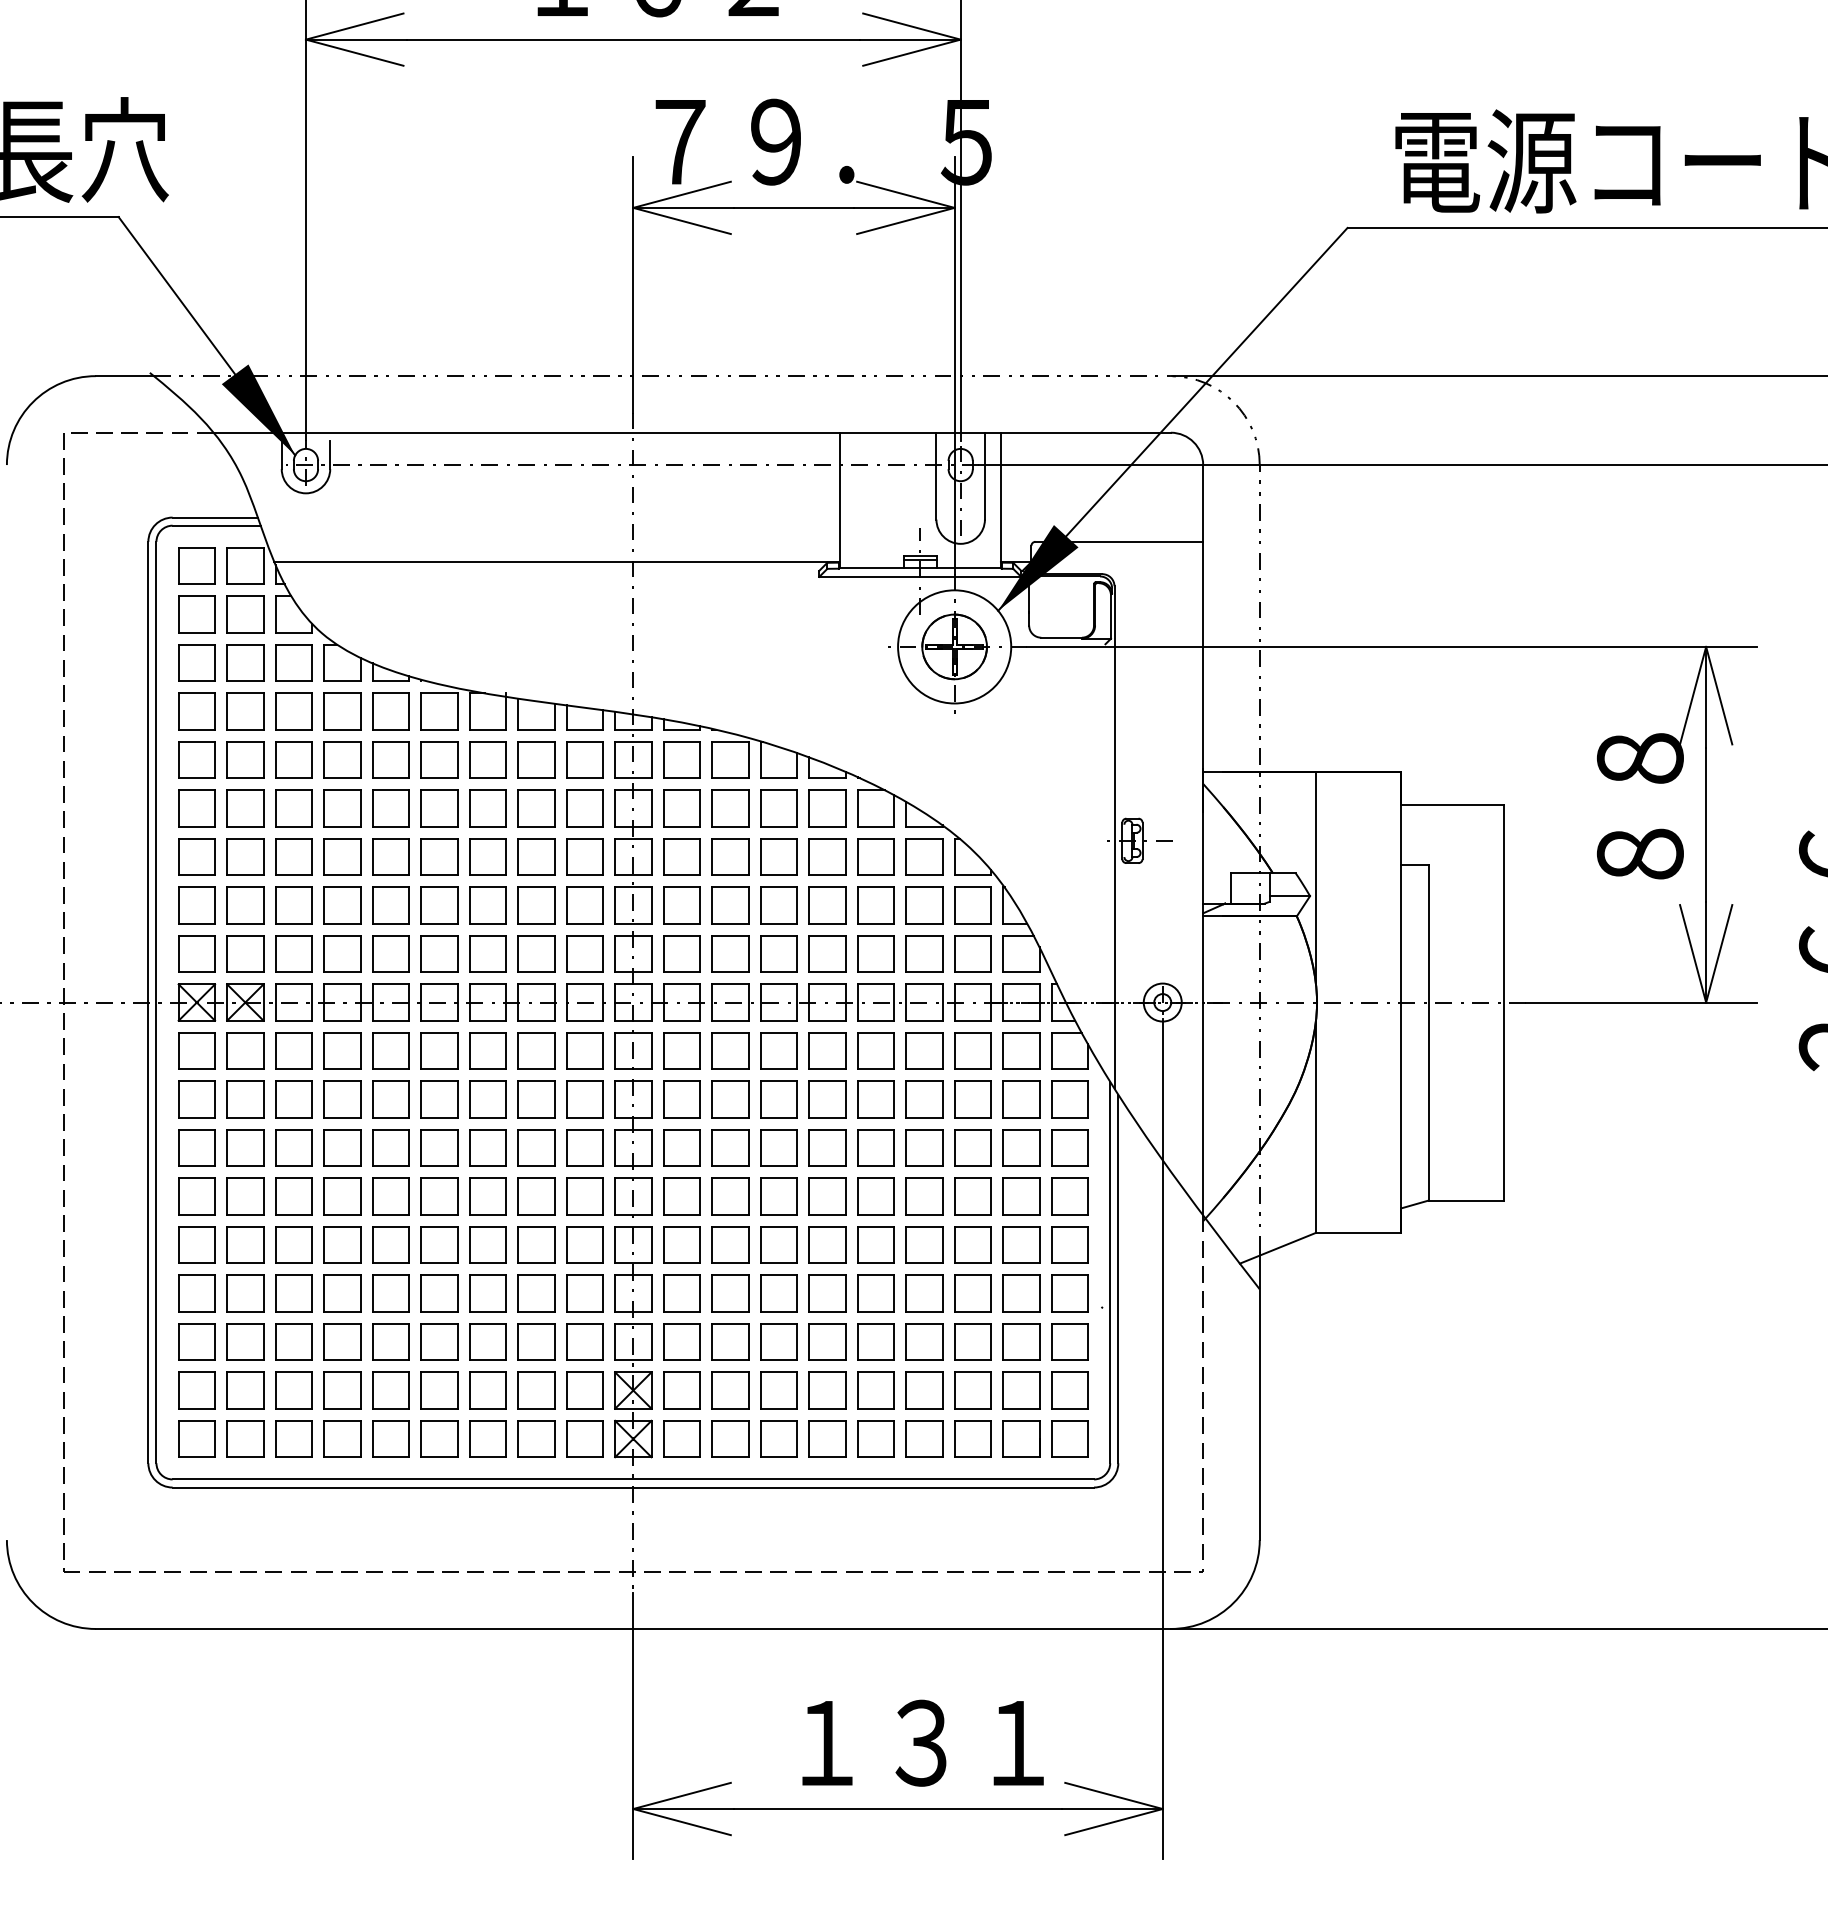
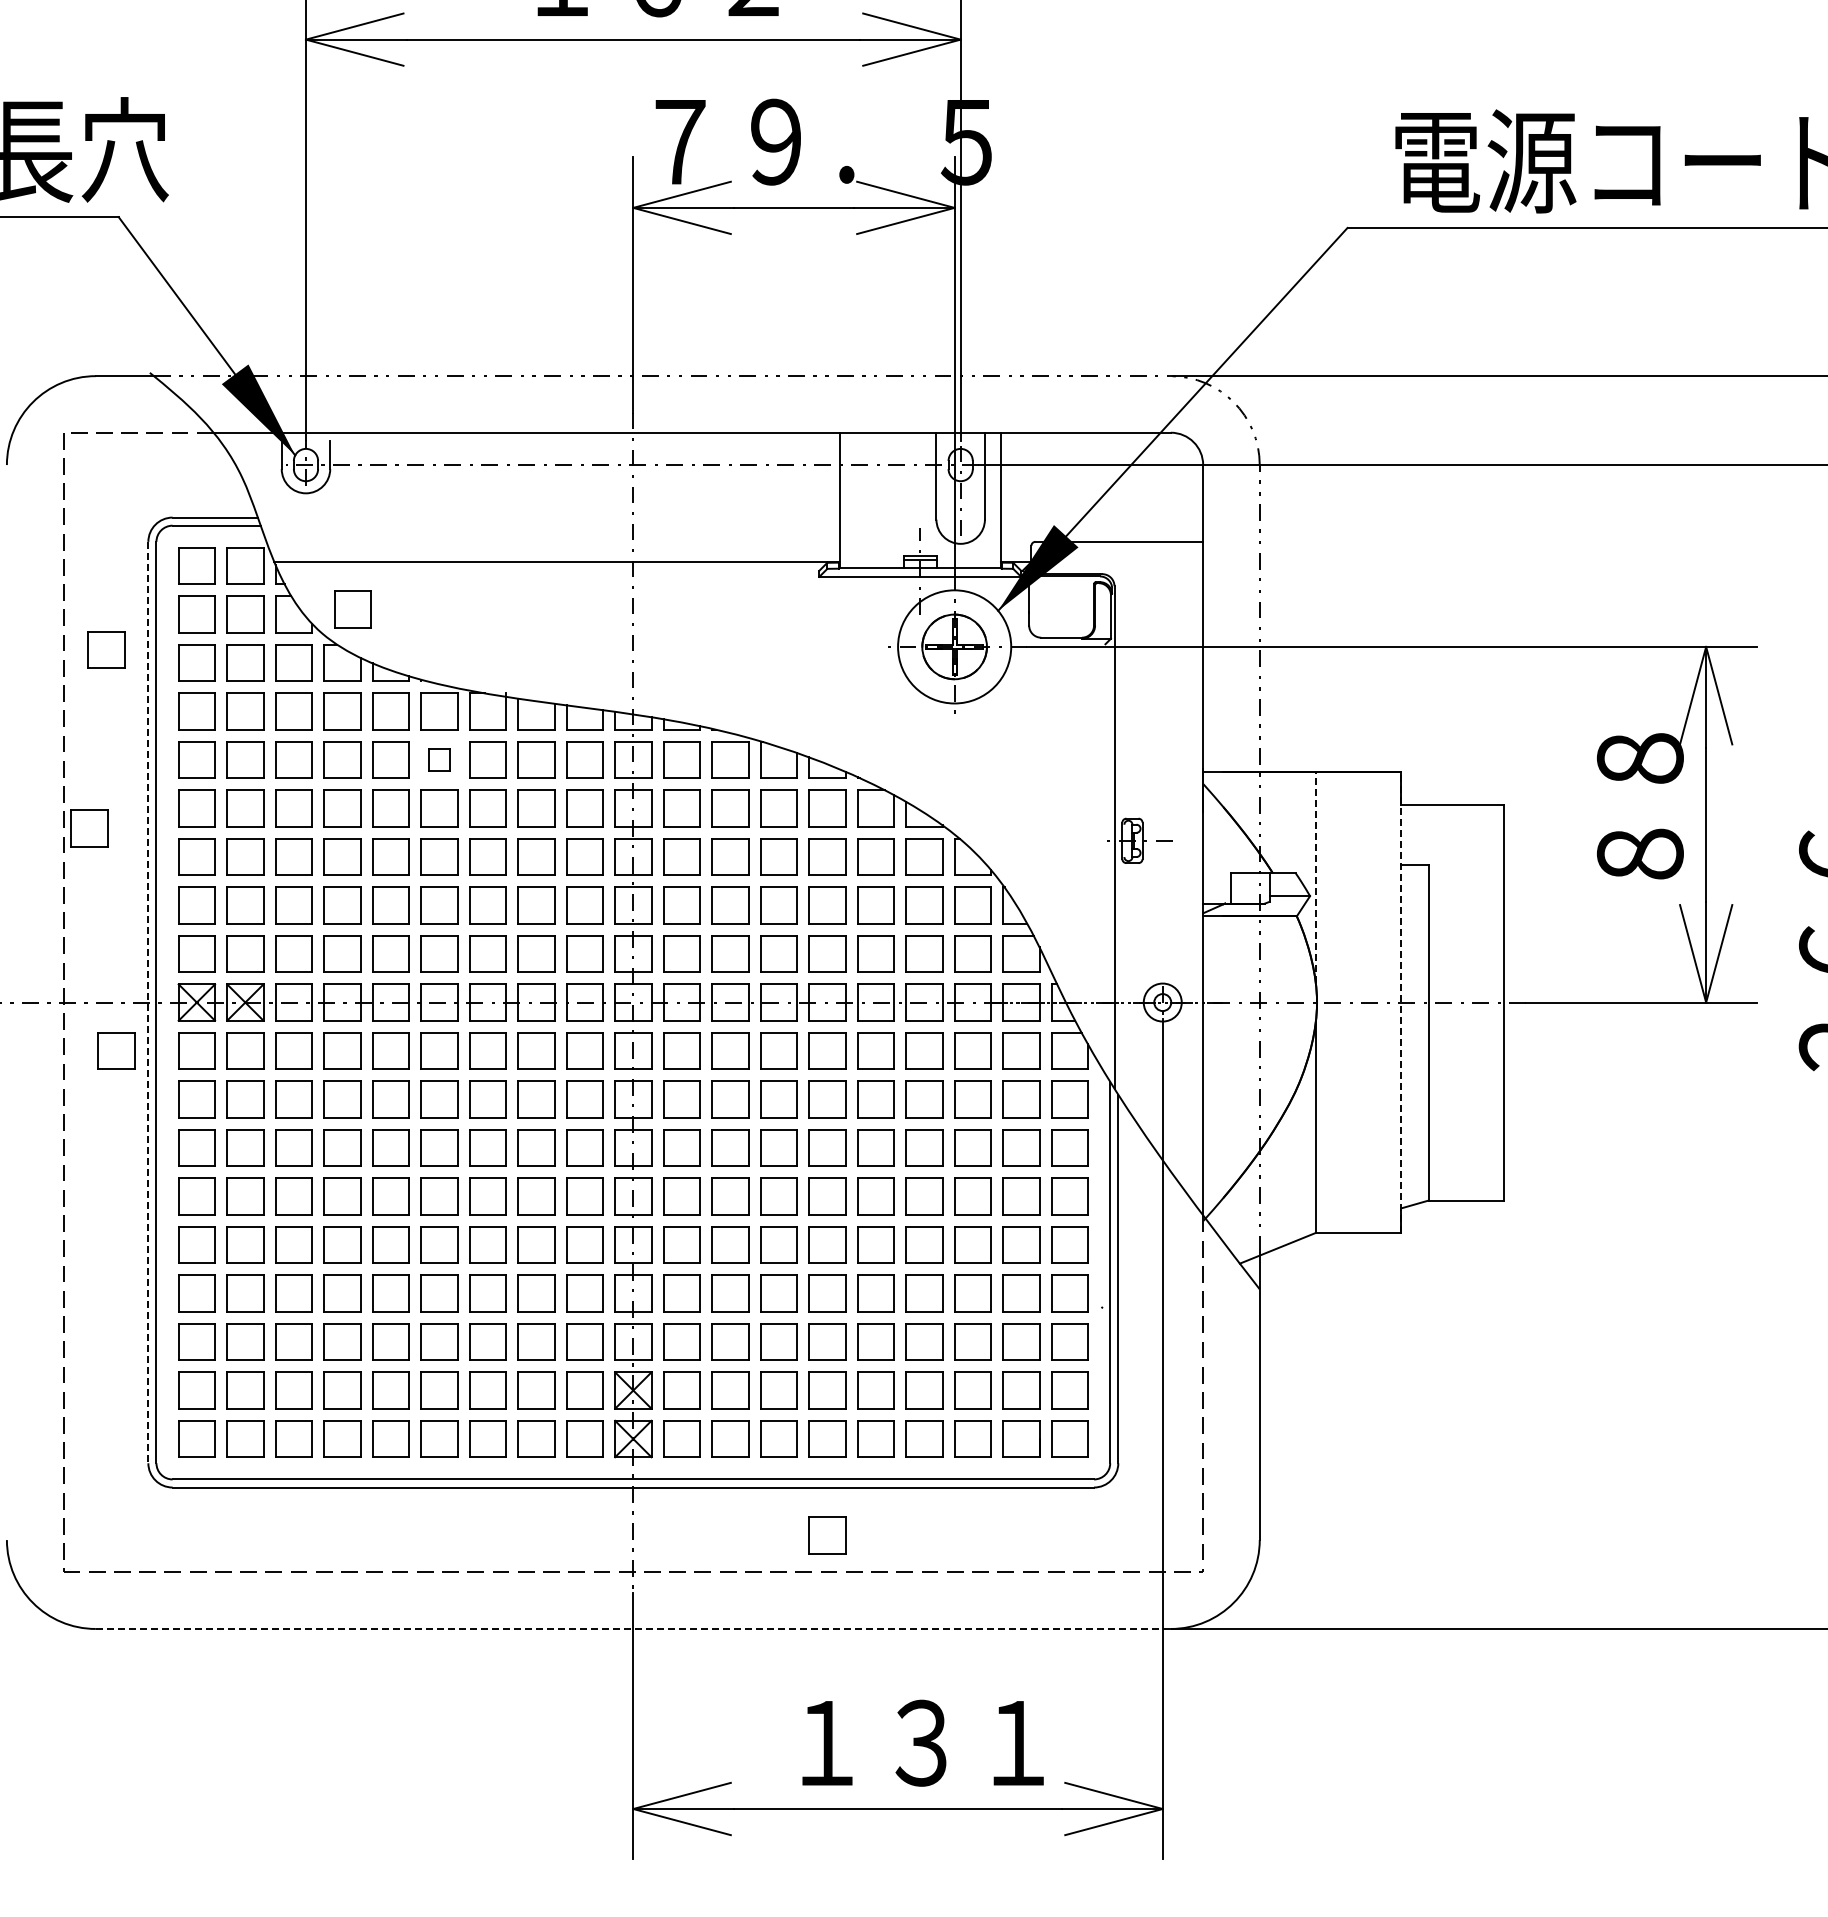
part: none -> present (352, 609)
part: none -> present (106, 649)
part size: 39x38 px -> 23x24 px (439, 759)
part: none -> present (89, 828)
line: solid -> dashed (1315, 877)
line: solid -> dashed (148, 1002)
line: solid -> dashed (1401, 1002)
part: none -> present (116, 1050)
part: none -> present (827, 1535)
line: solid -> dashed (633, 1628)
